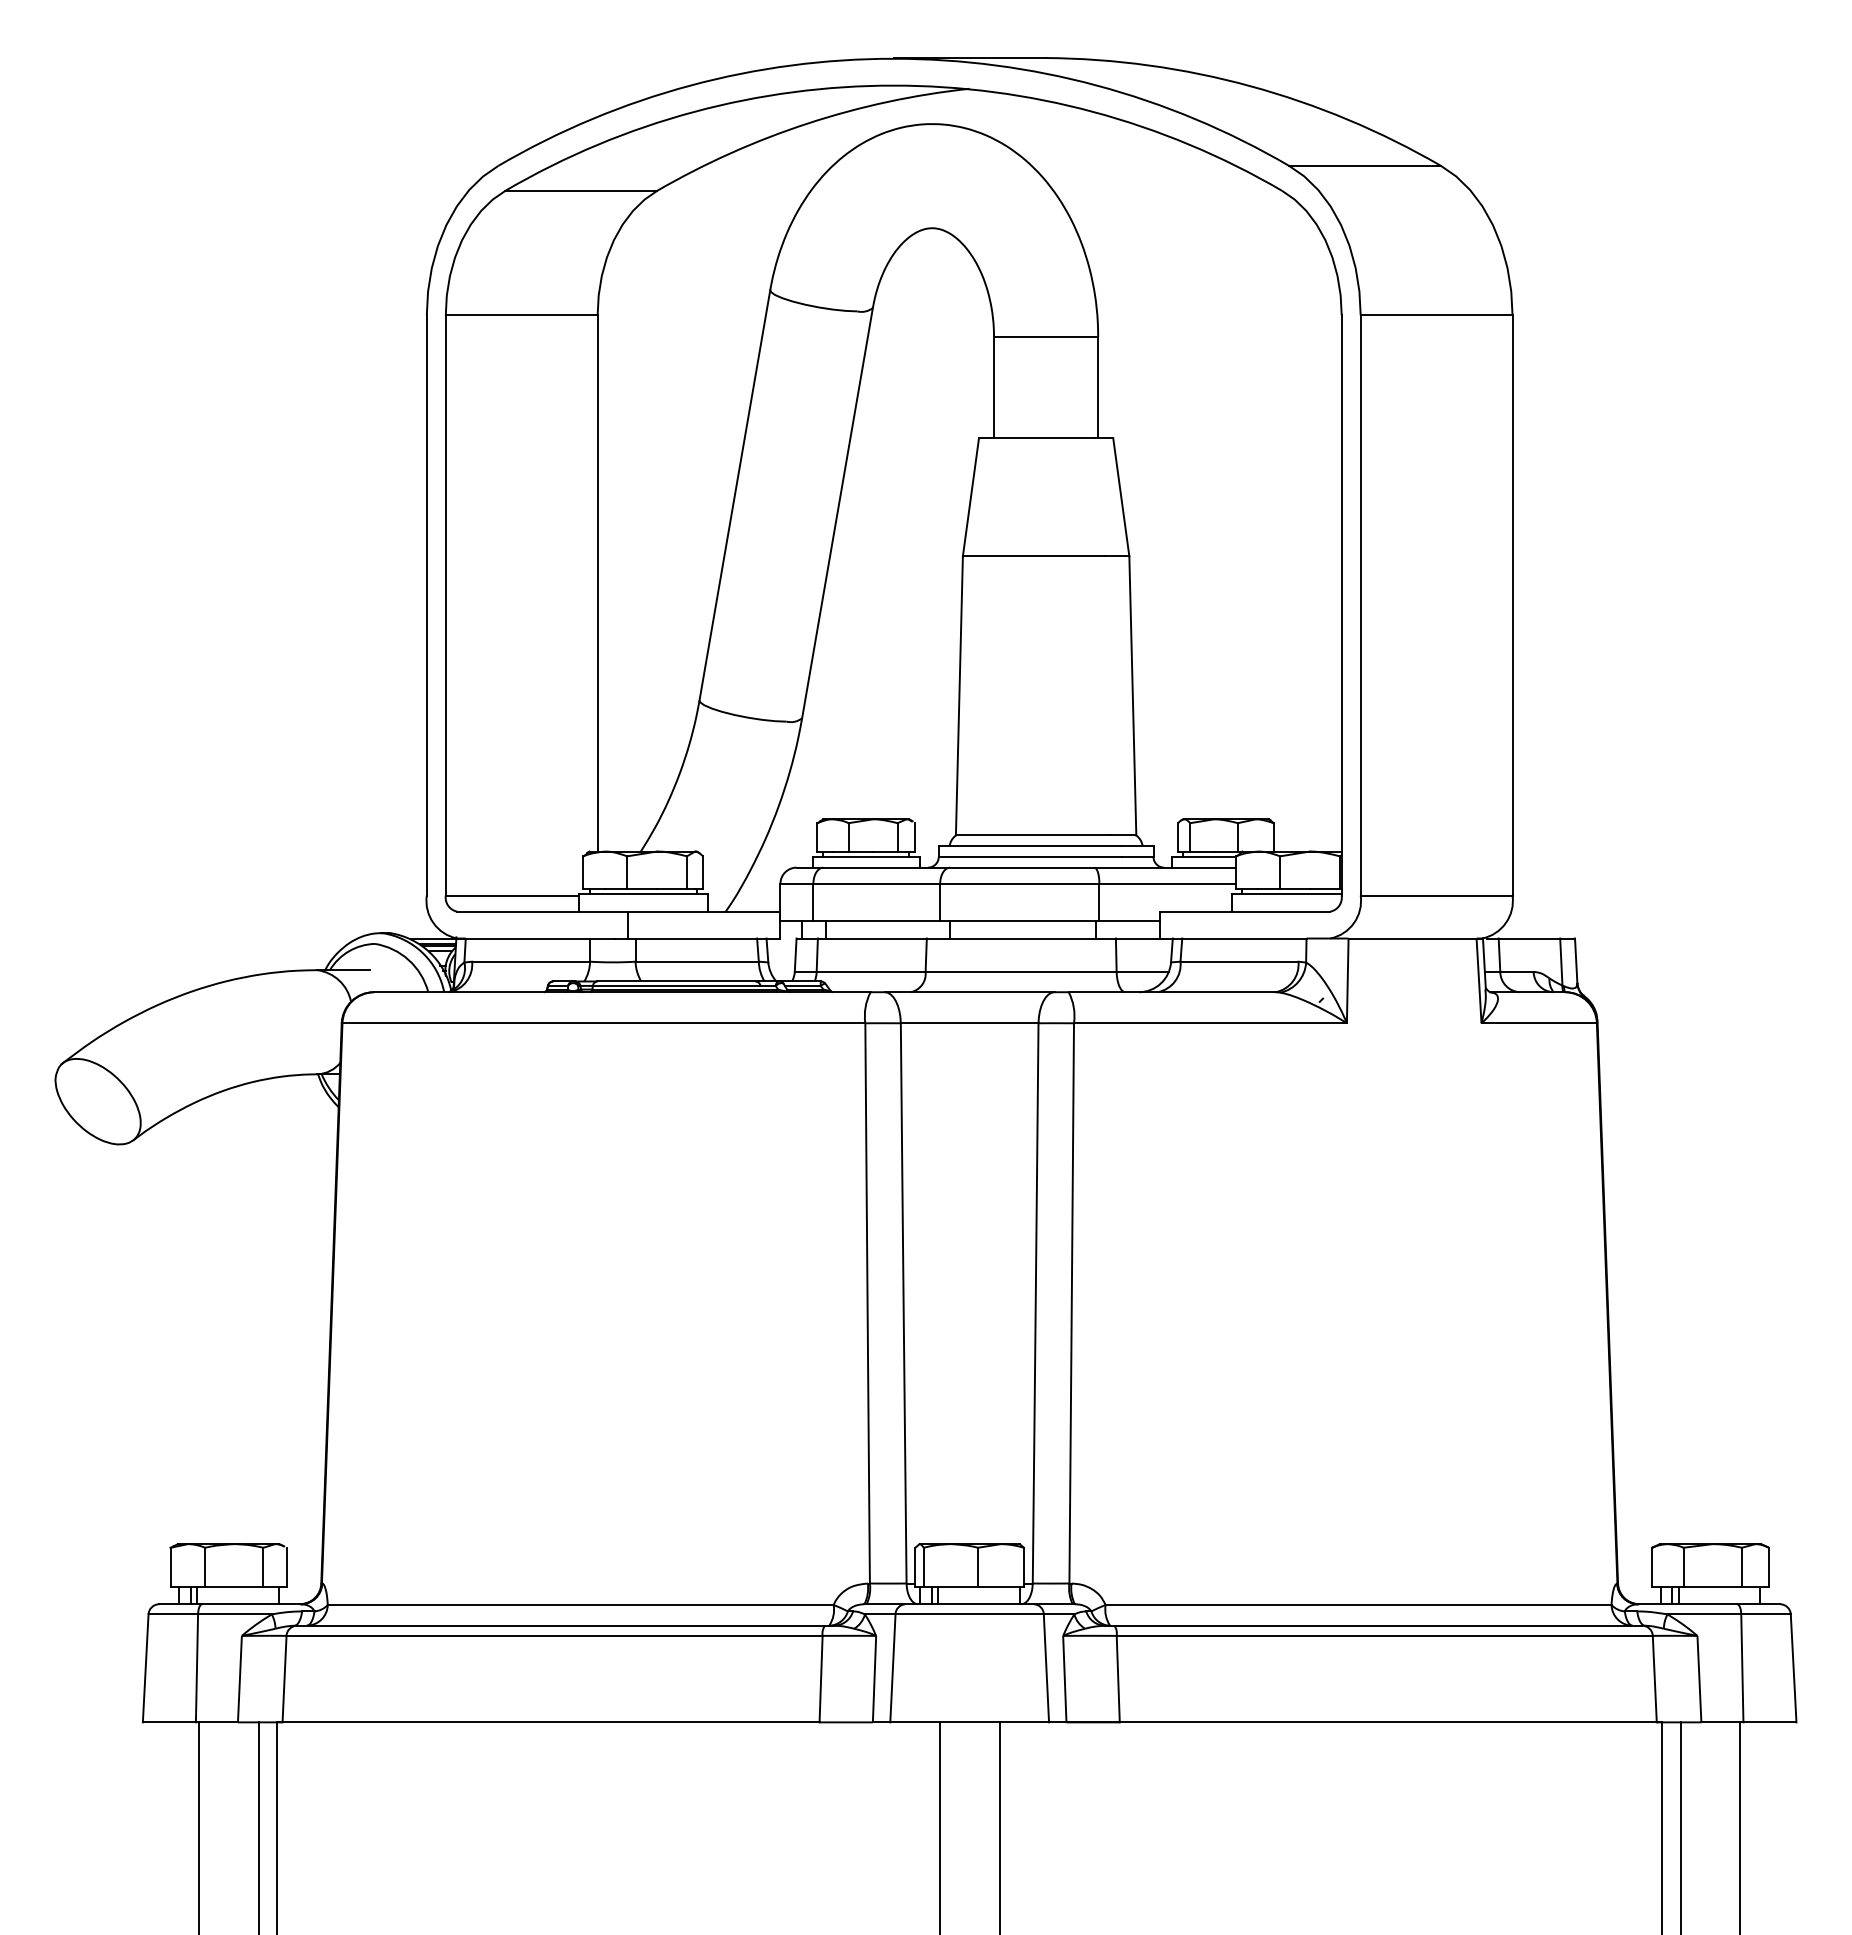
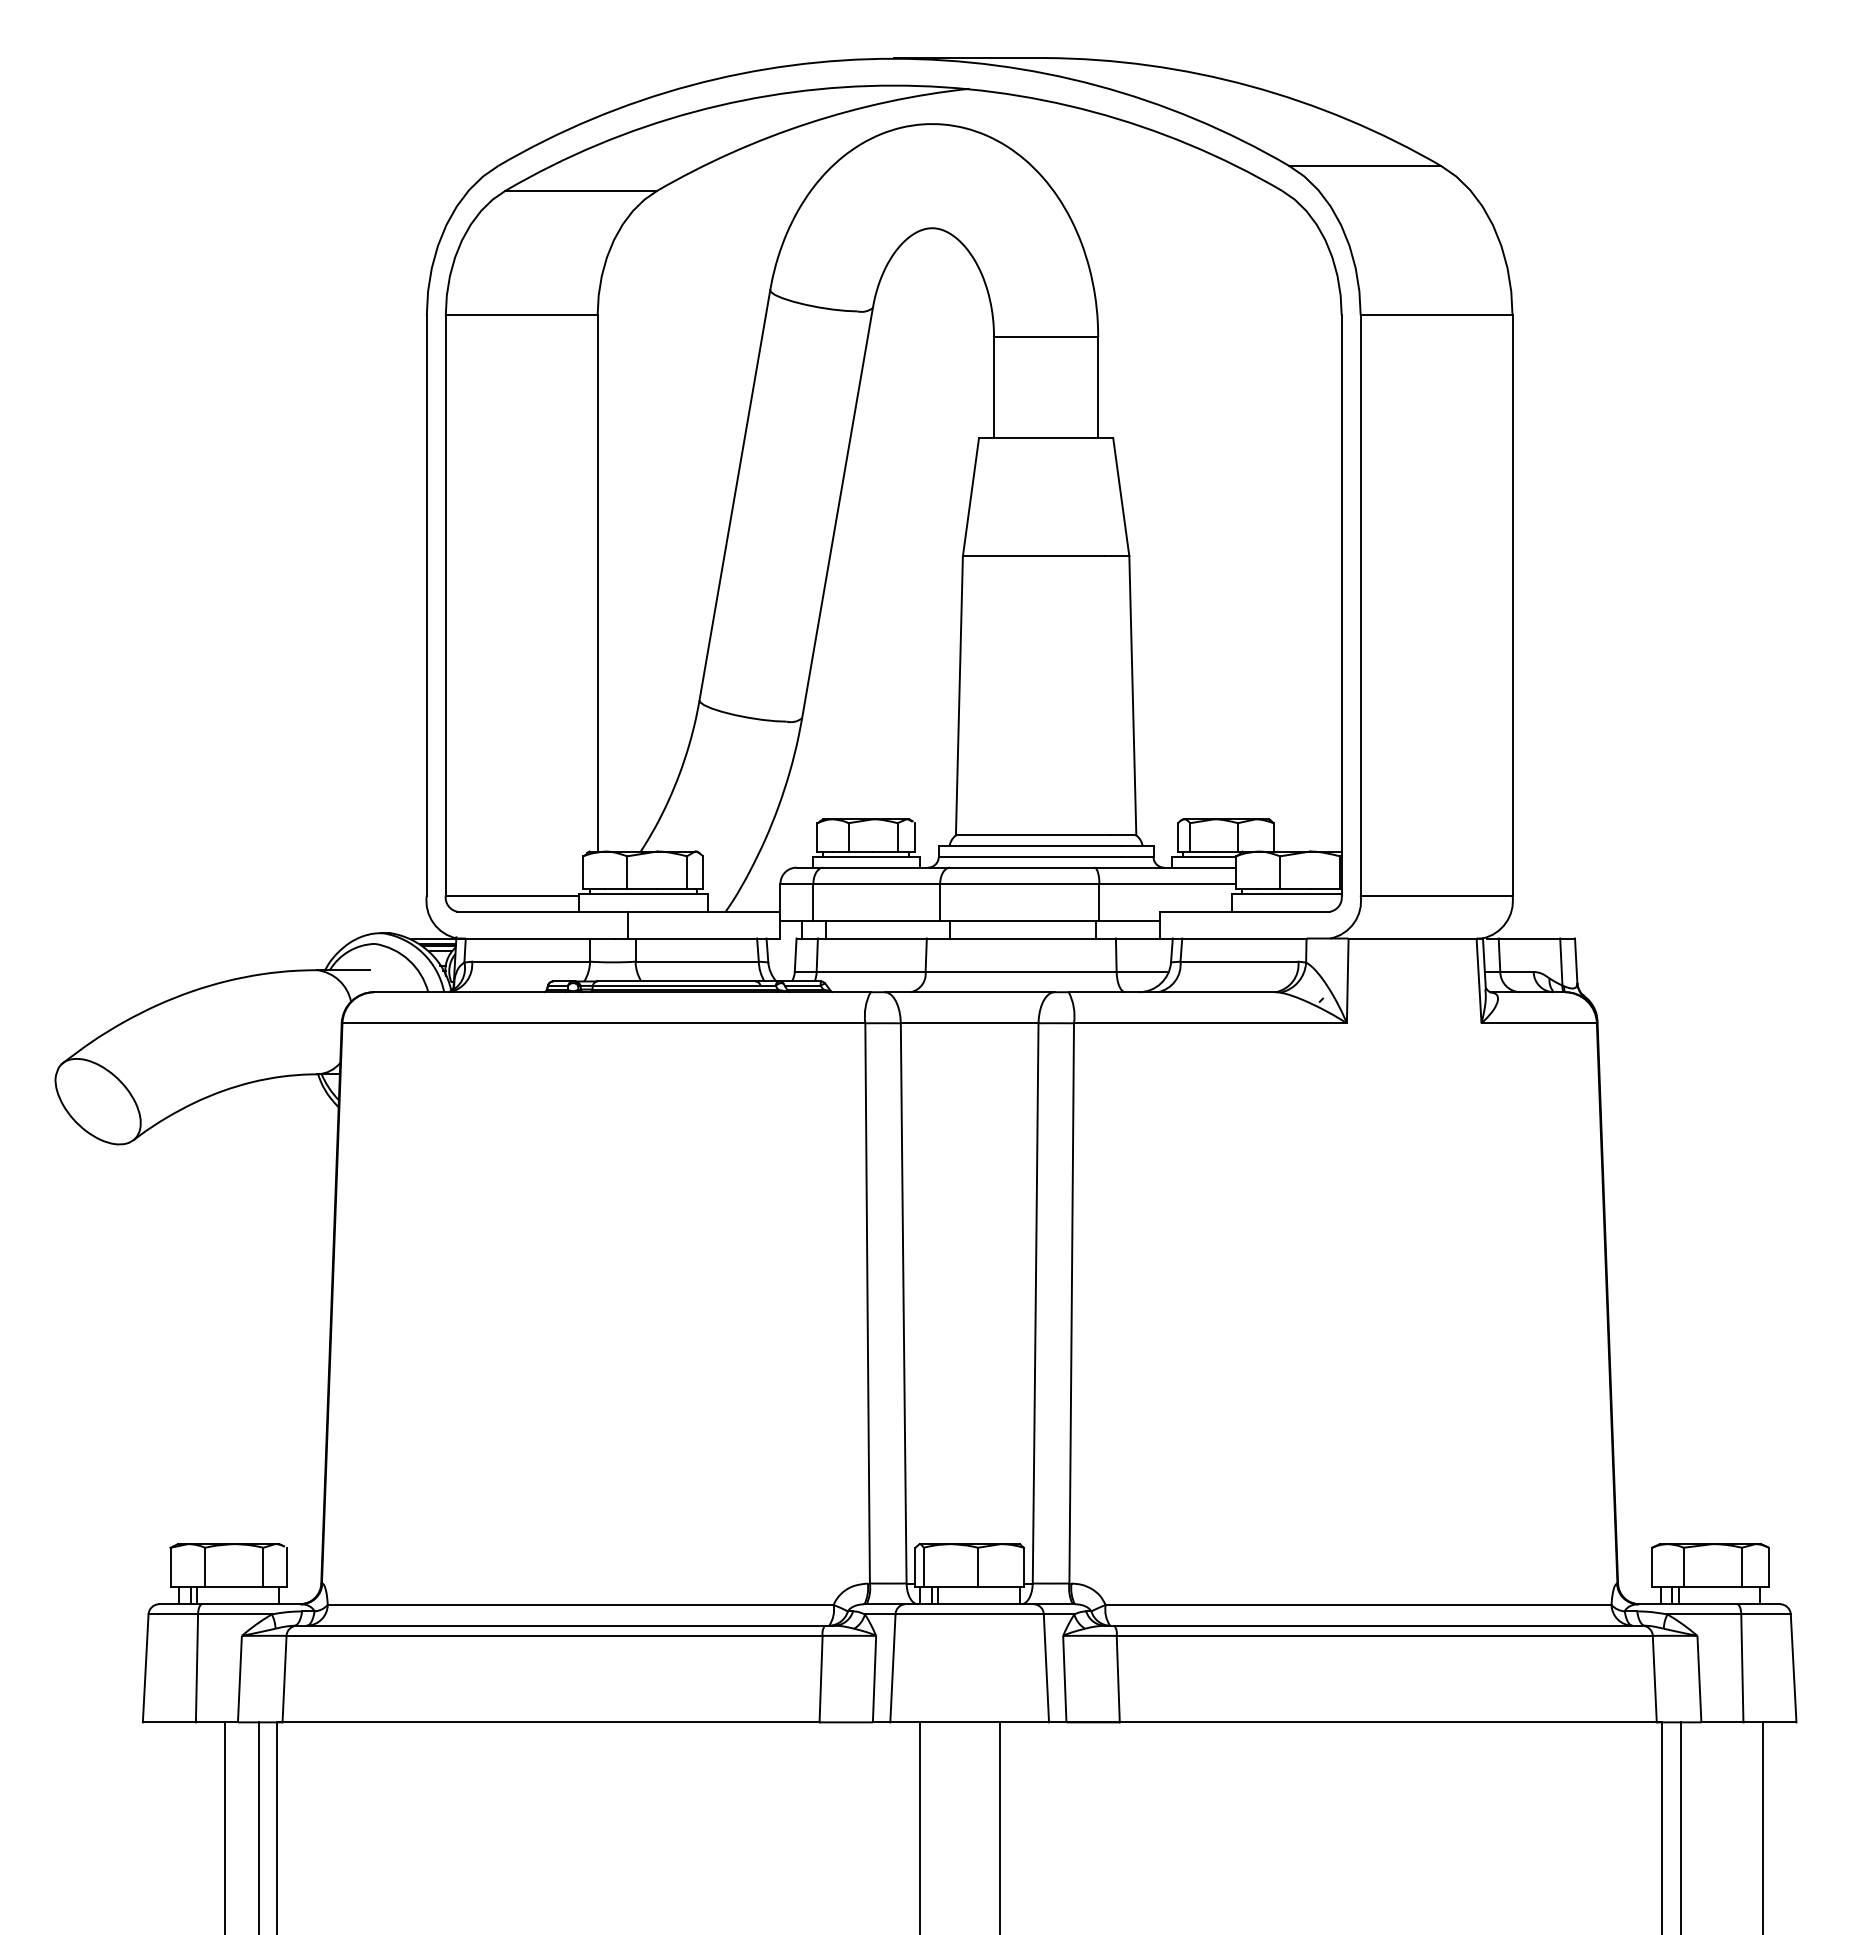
line position: (198, 1826) -> (224, 1826) (224, 1826)
line position: (939, 1826) -> (919, 1826) (919, 1826)
line position: (1740, 1826) -> (1763, 1826) (1763, 1826)
